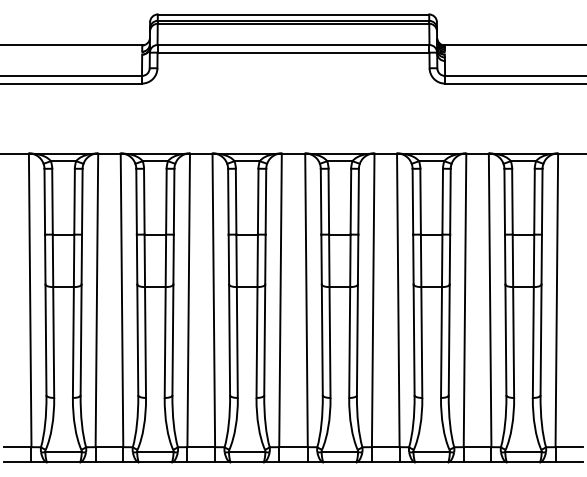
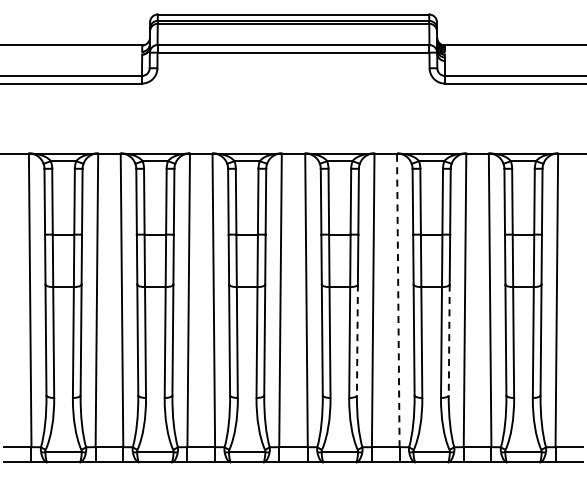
line: solid -> dashed (398, 300)
line: solid -> dashed (357, 340)
line: solid -> dashed (449, 340)
